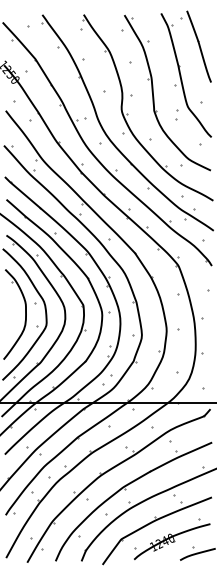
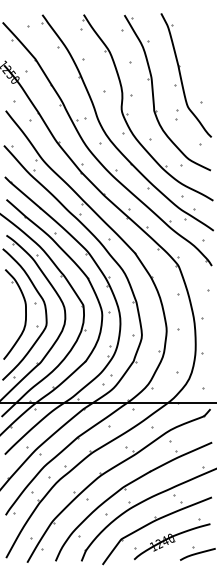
part: present -> none (195, 46)
